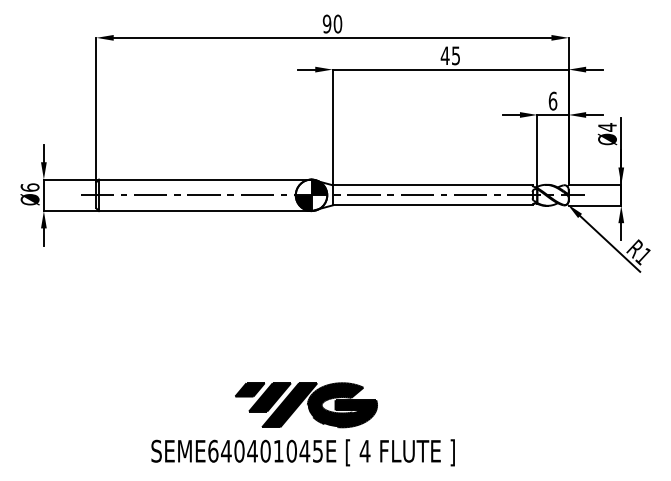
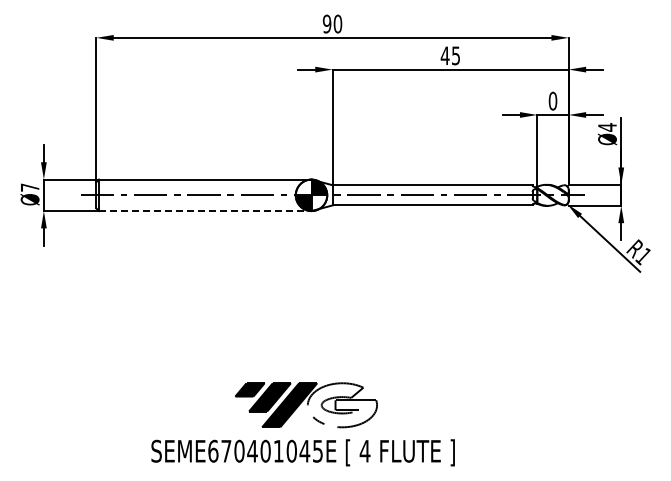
text: 6 -> 0 (553, 100)
text: Ø6 -> Ø7 (29, 187)
line: solid -> dashed (205, 211)
fill: present -> none (342, 405)
text: SEME640401045E -> SEME670401045E (226, 451)
